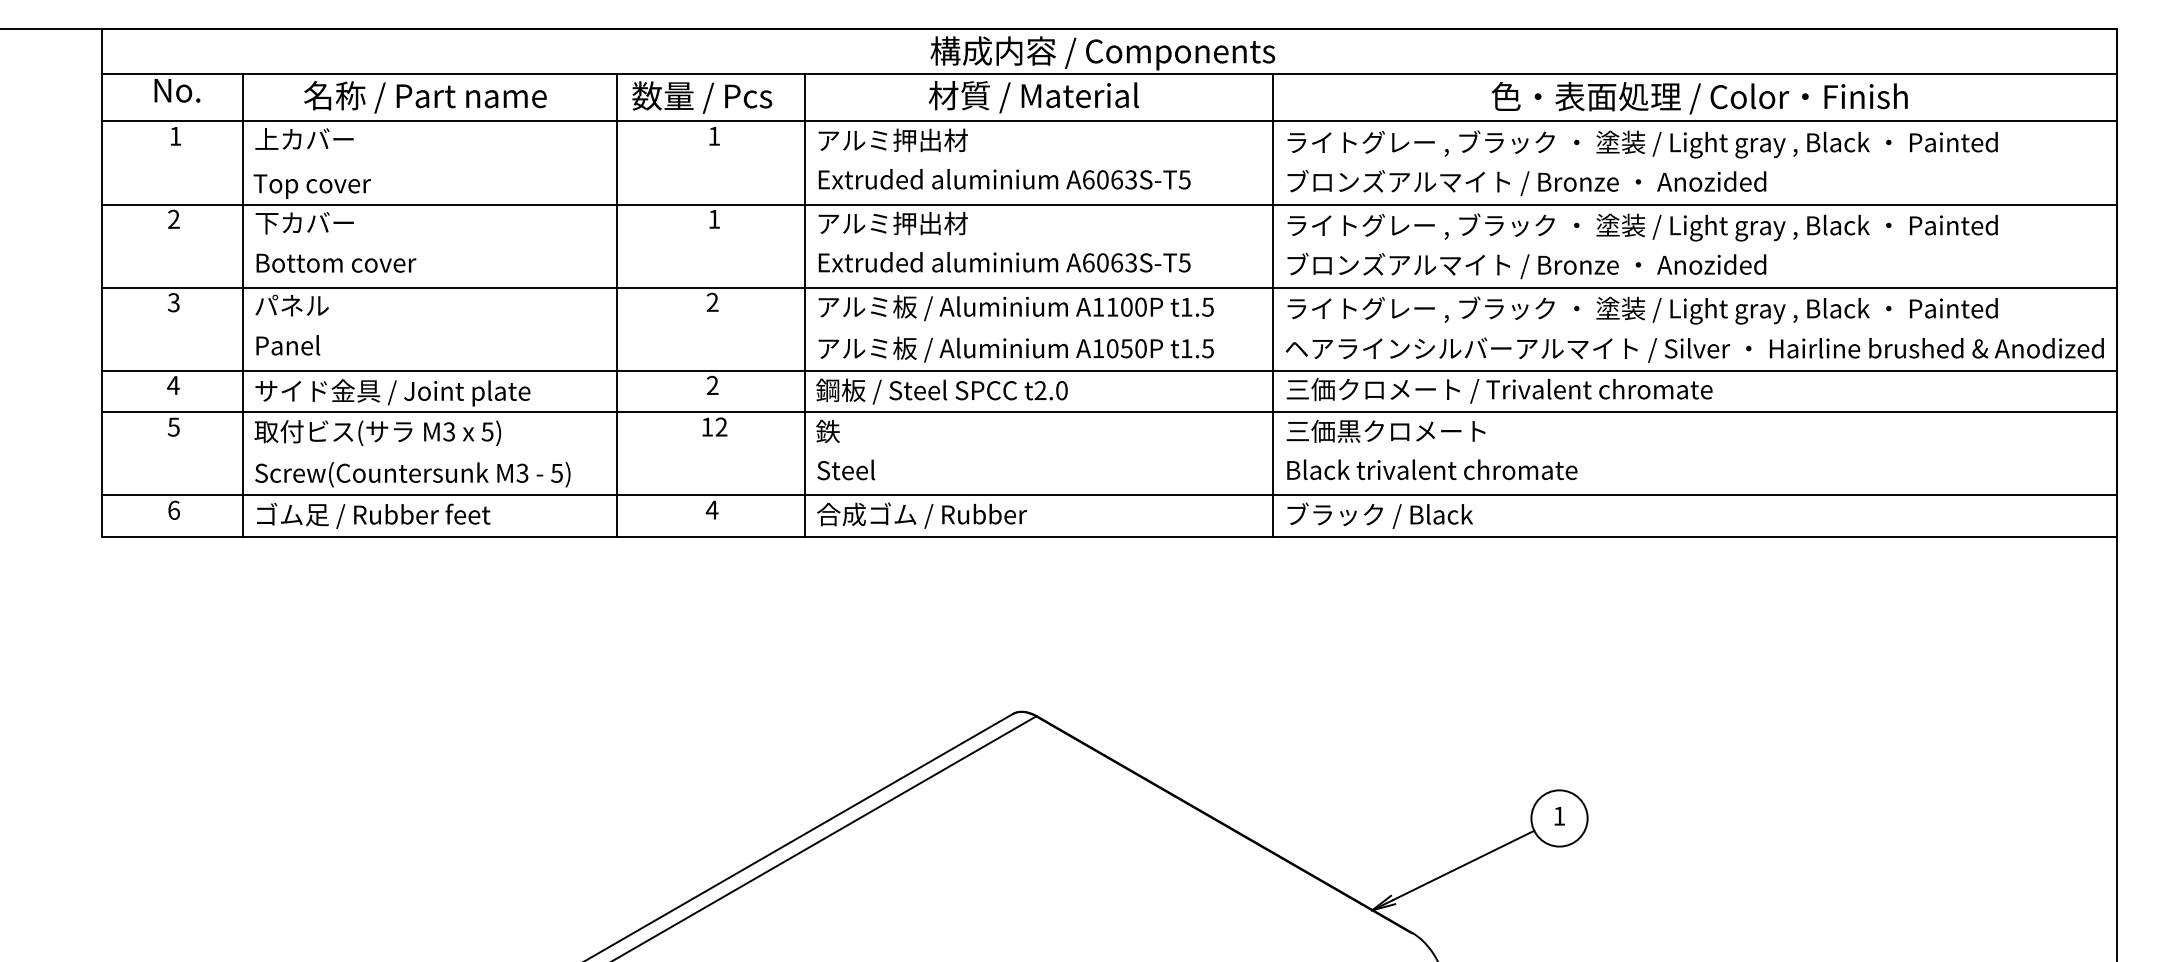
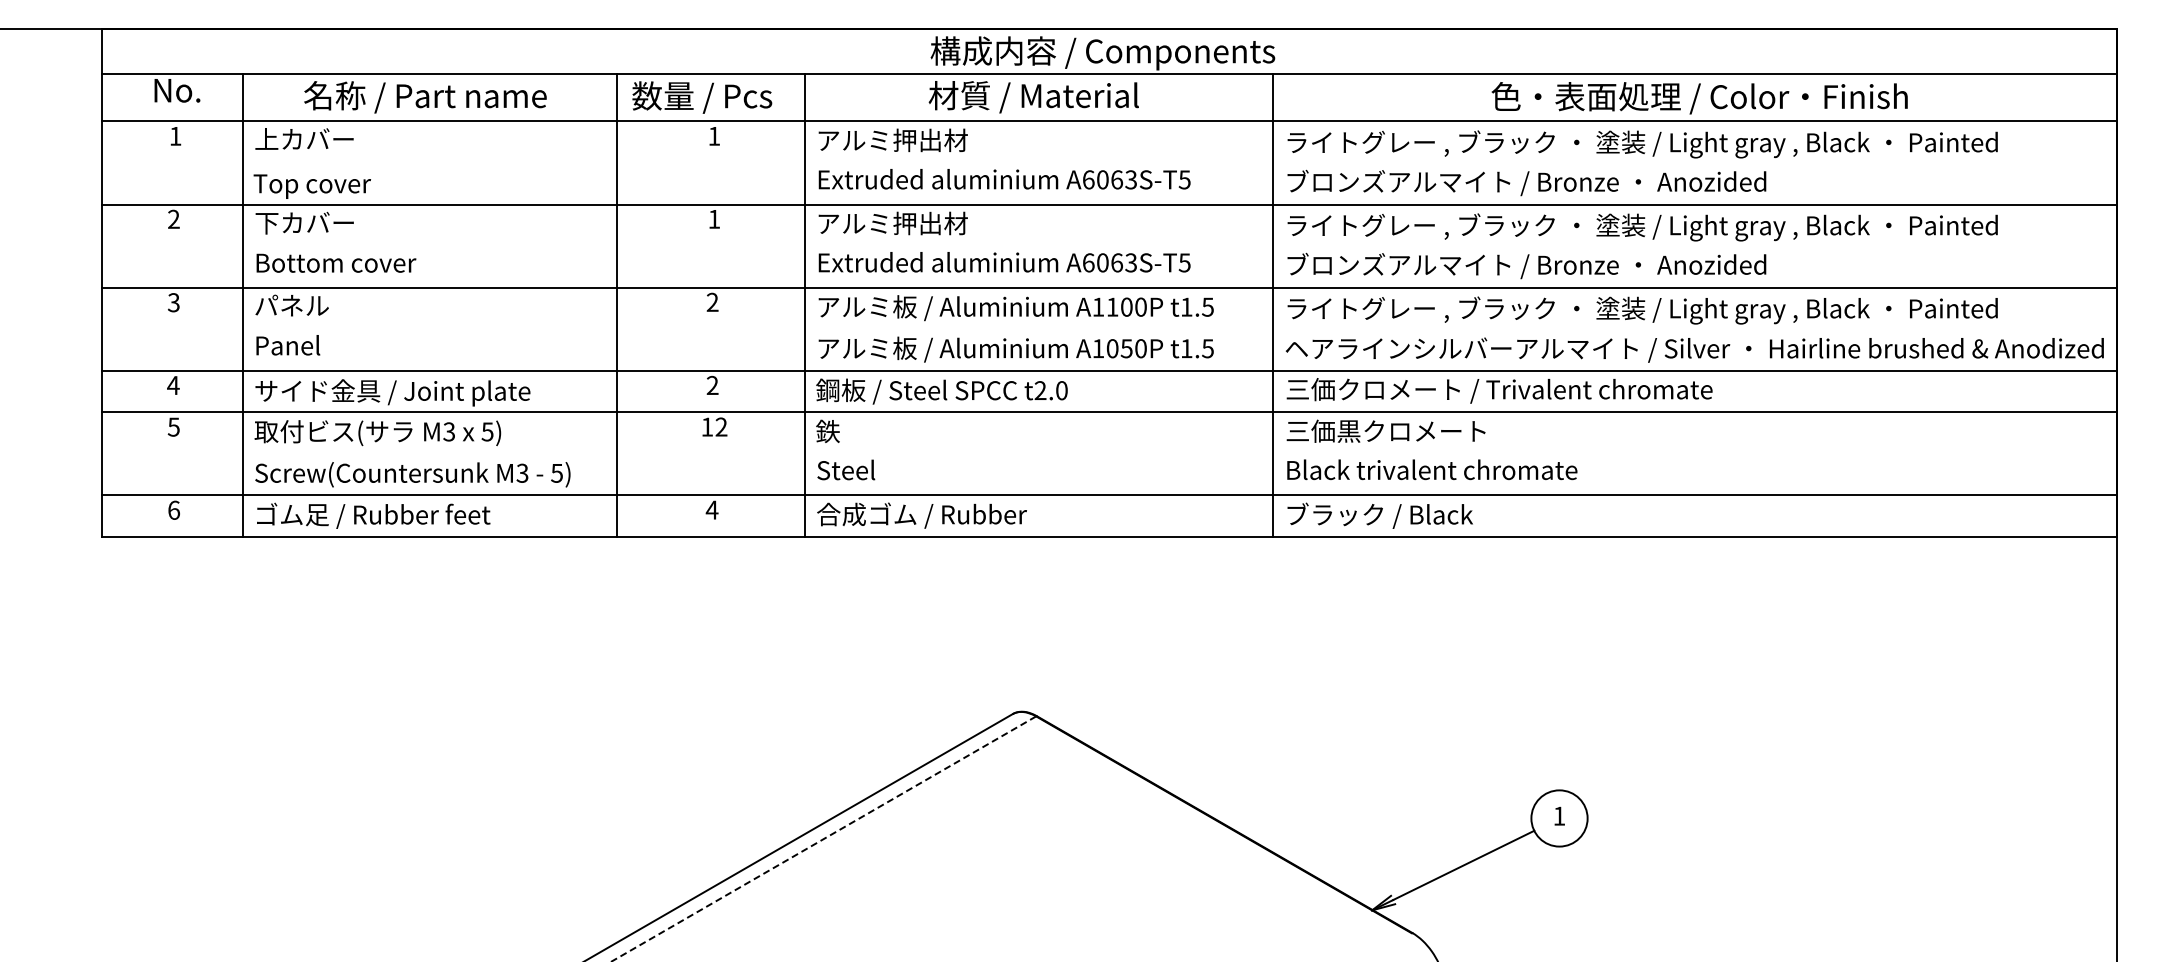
line: solid -> dashed (823, 839)
